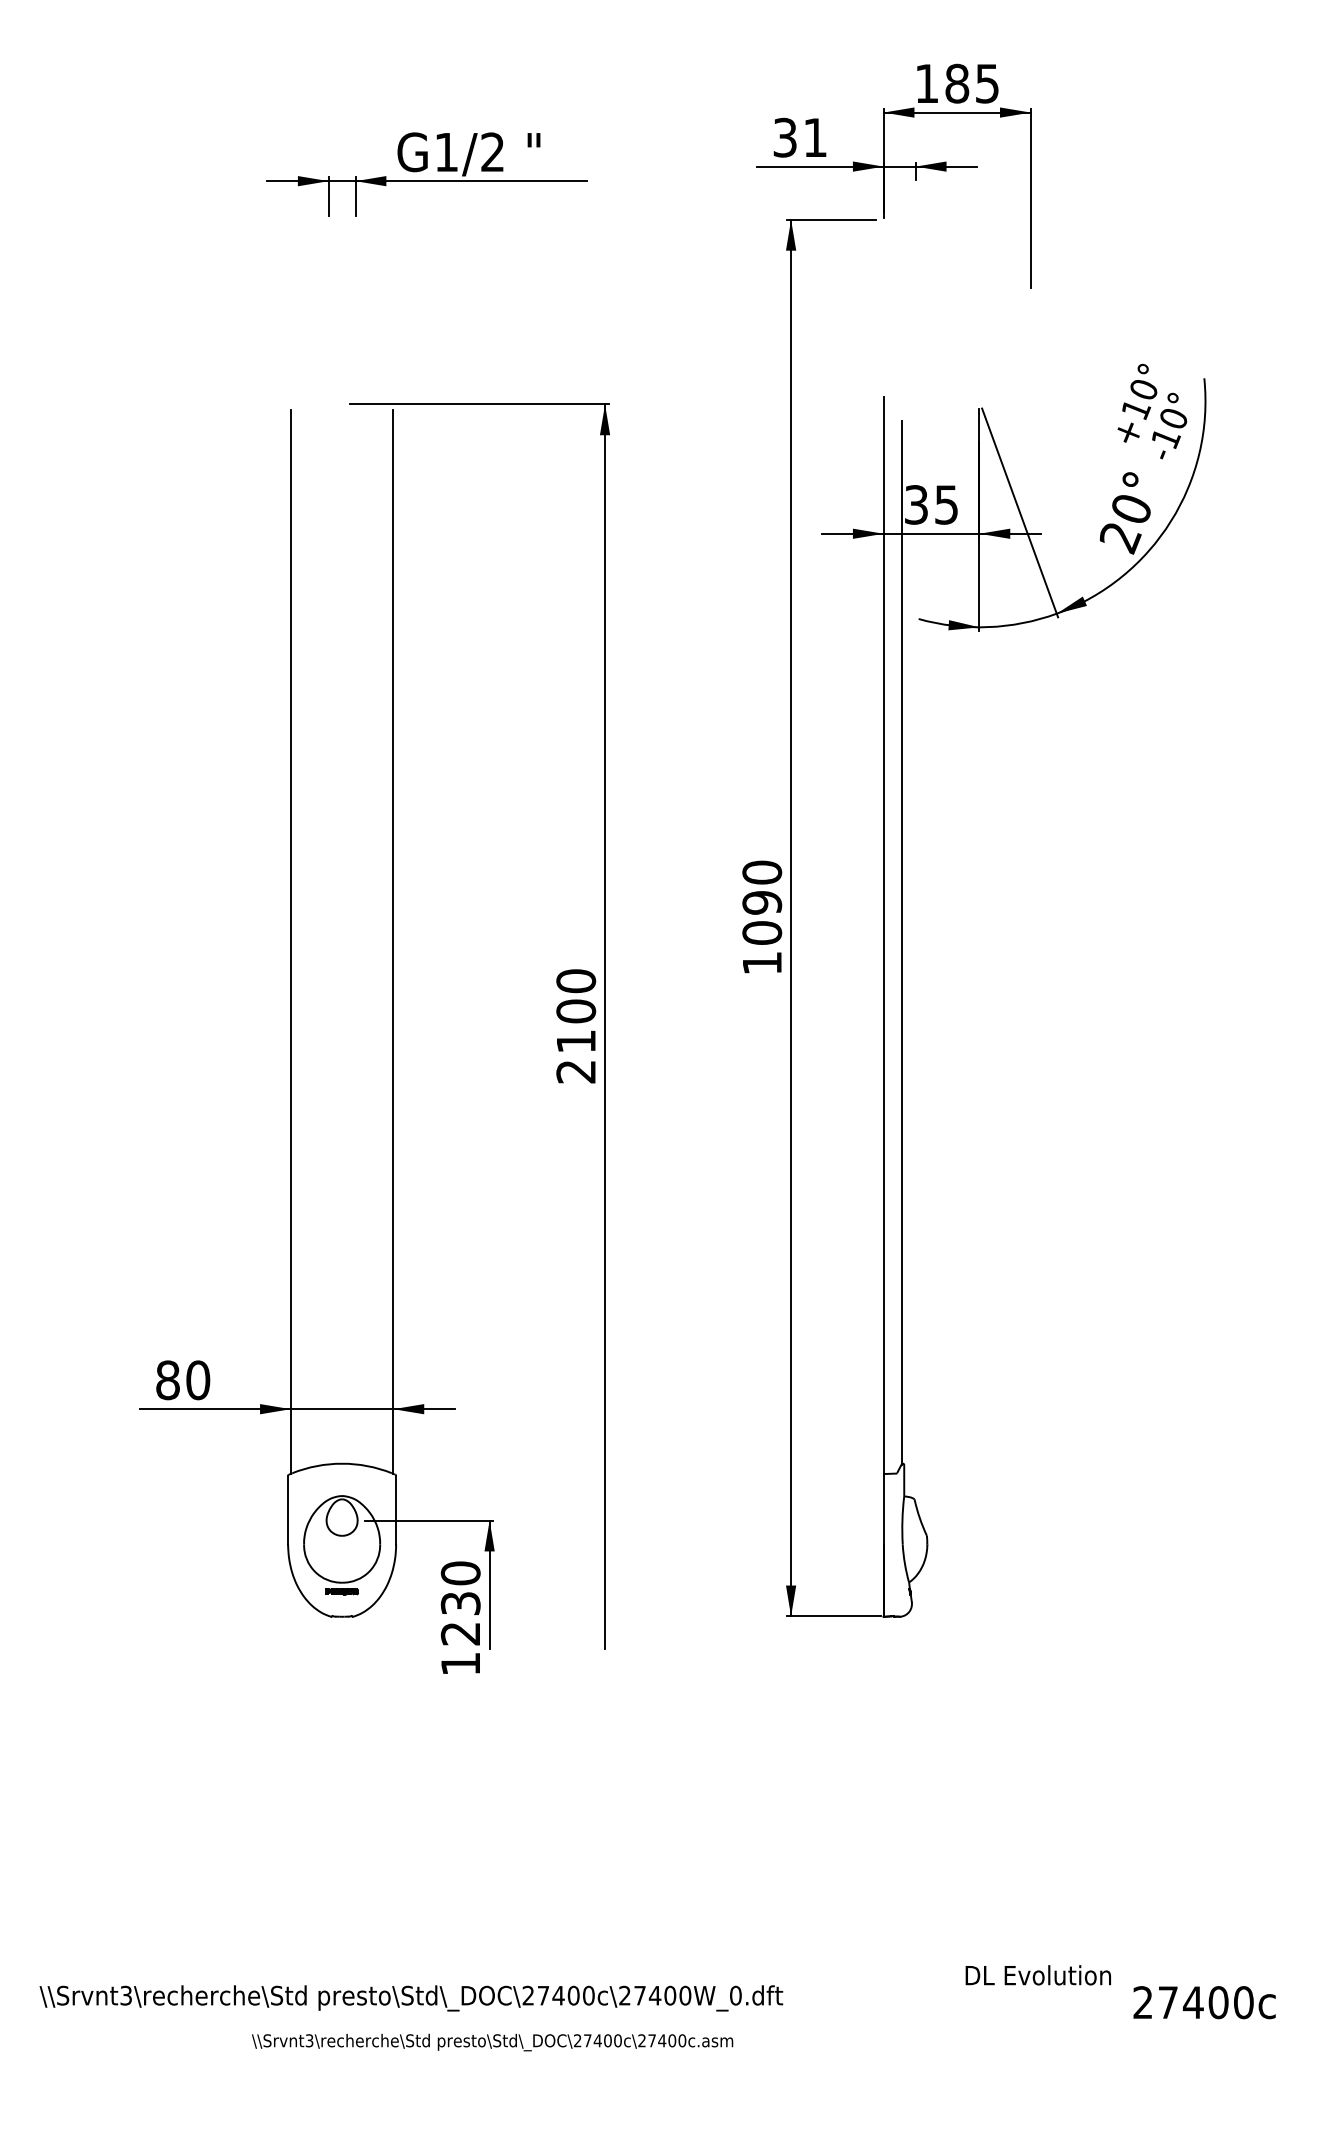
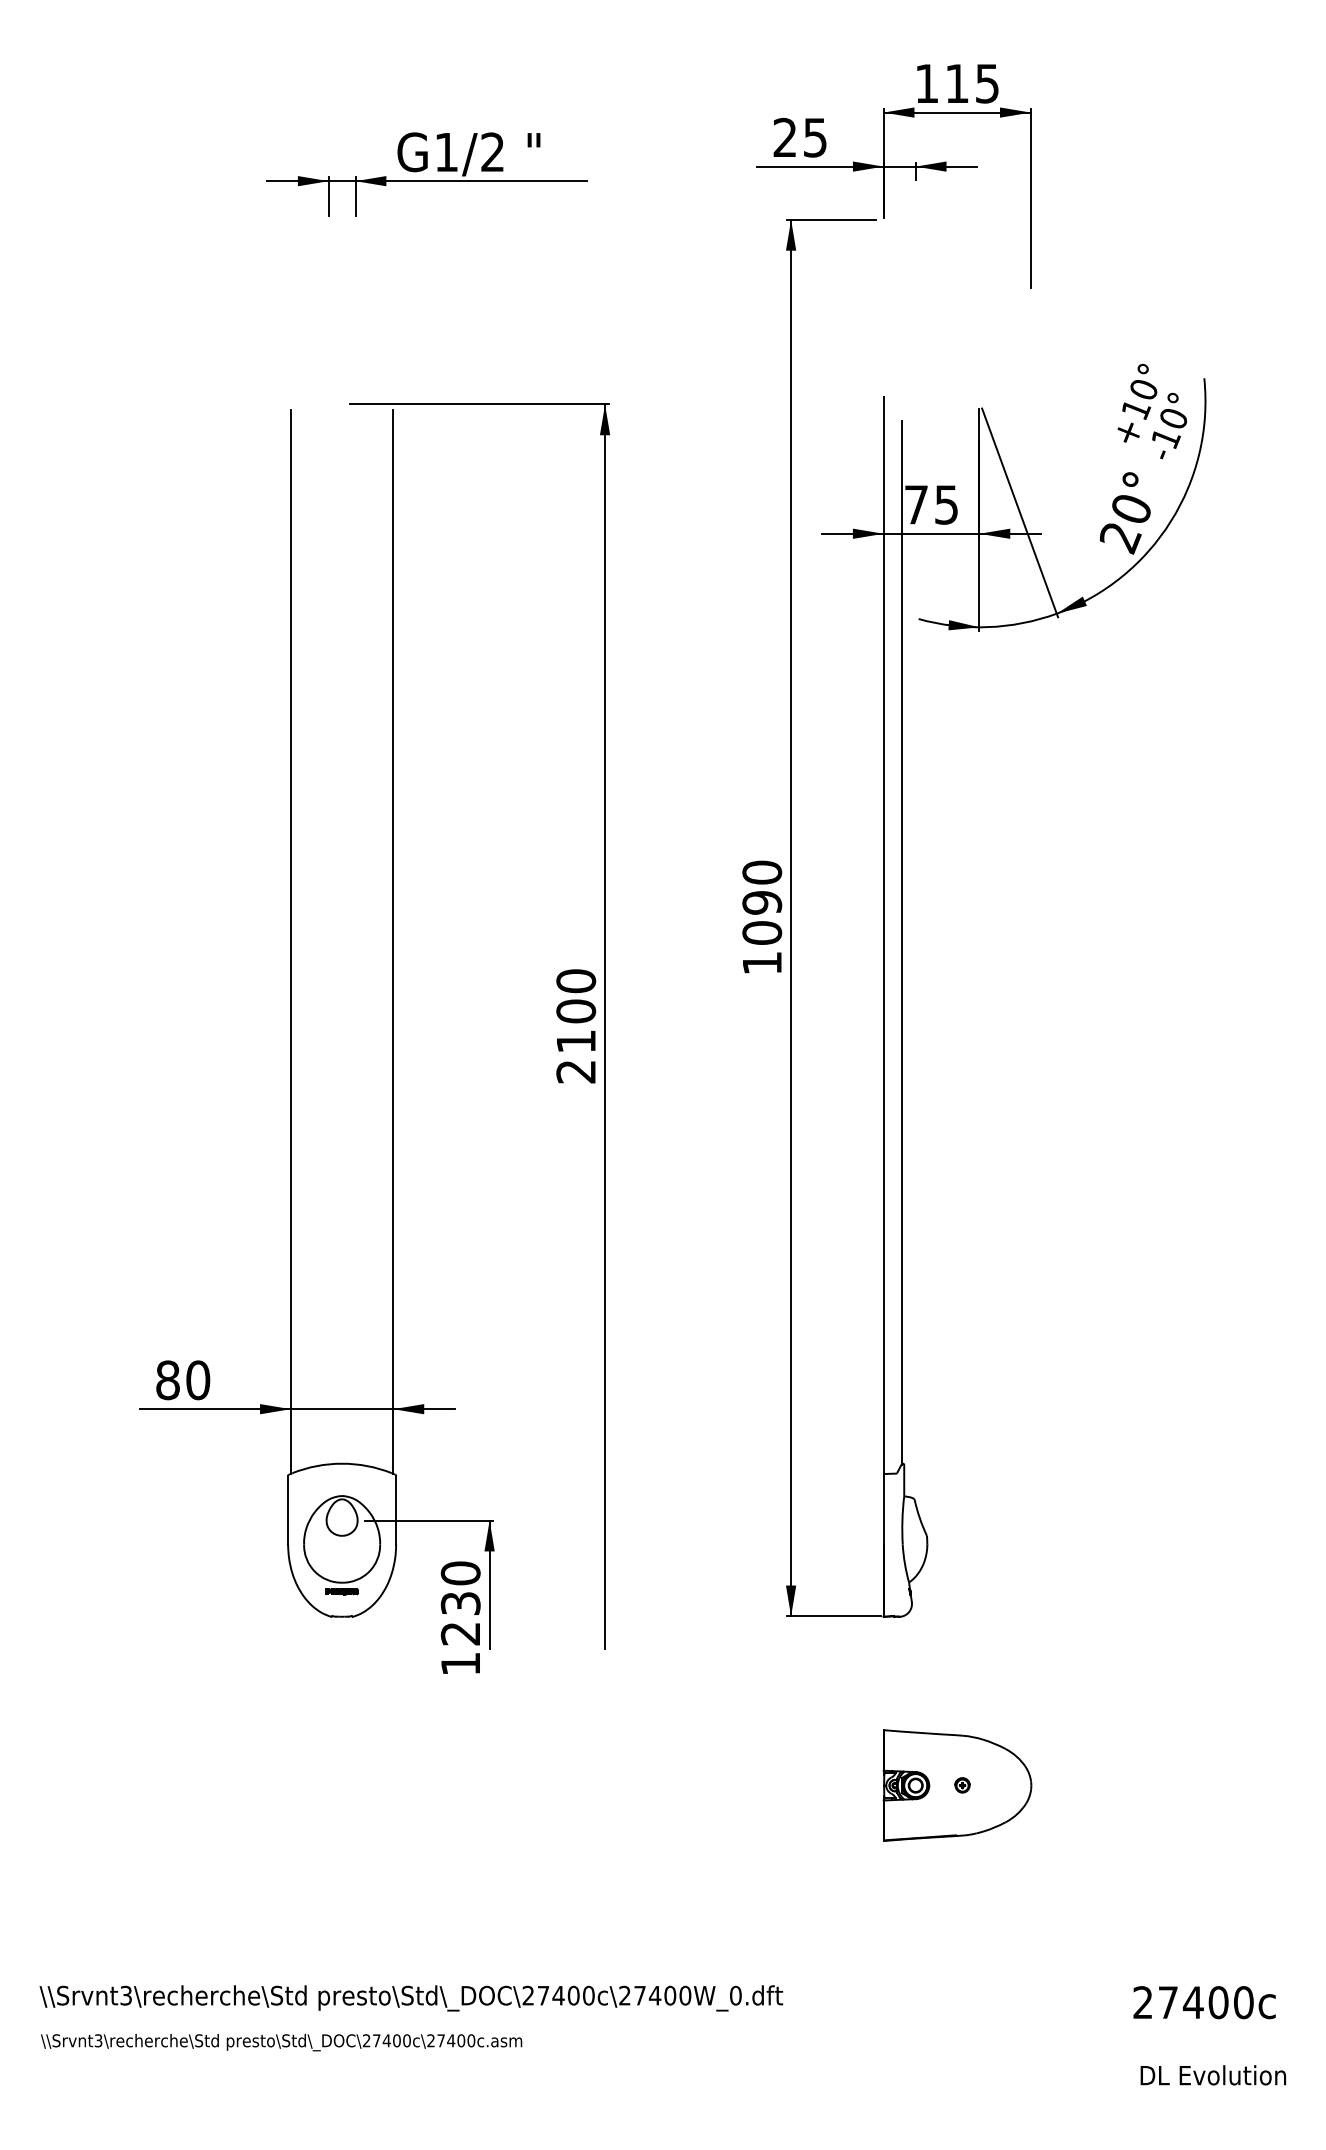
text: 185 -> 115 (957, 83)
text: 31 -> 25 (799, 137)
text: 35 -> 75 (916, 504)
part: none -> present (957, 1785)
text position: (1037, 1975) -> (1212, 2075) (1212, 2075)
text position: (492, 2042) -> (281, 2042) (281, 2042)
